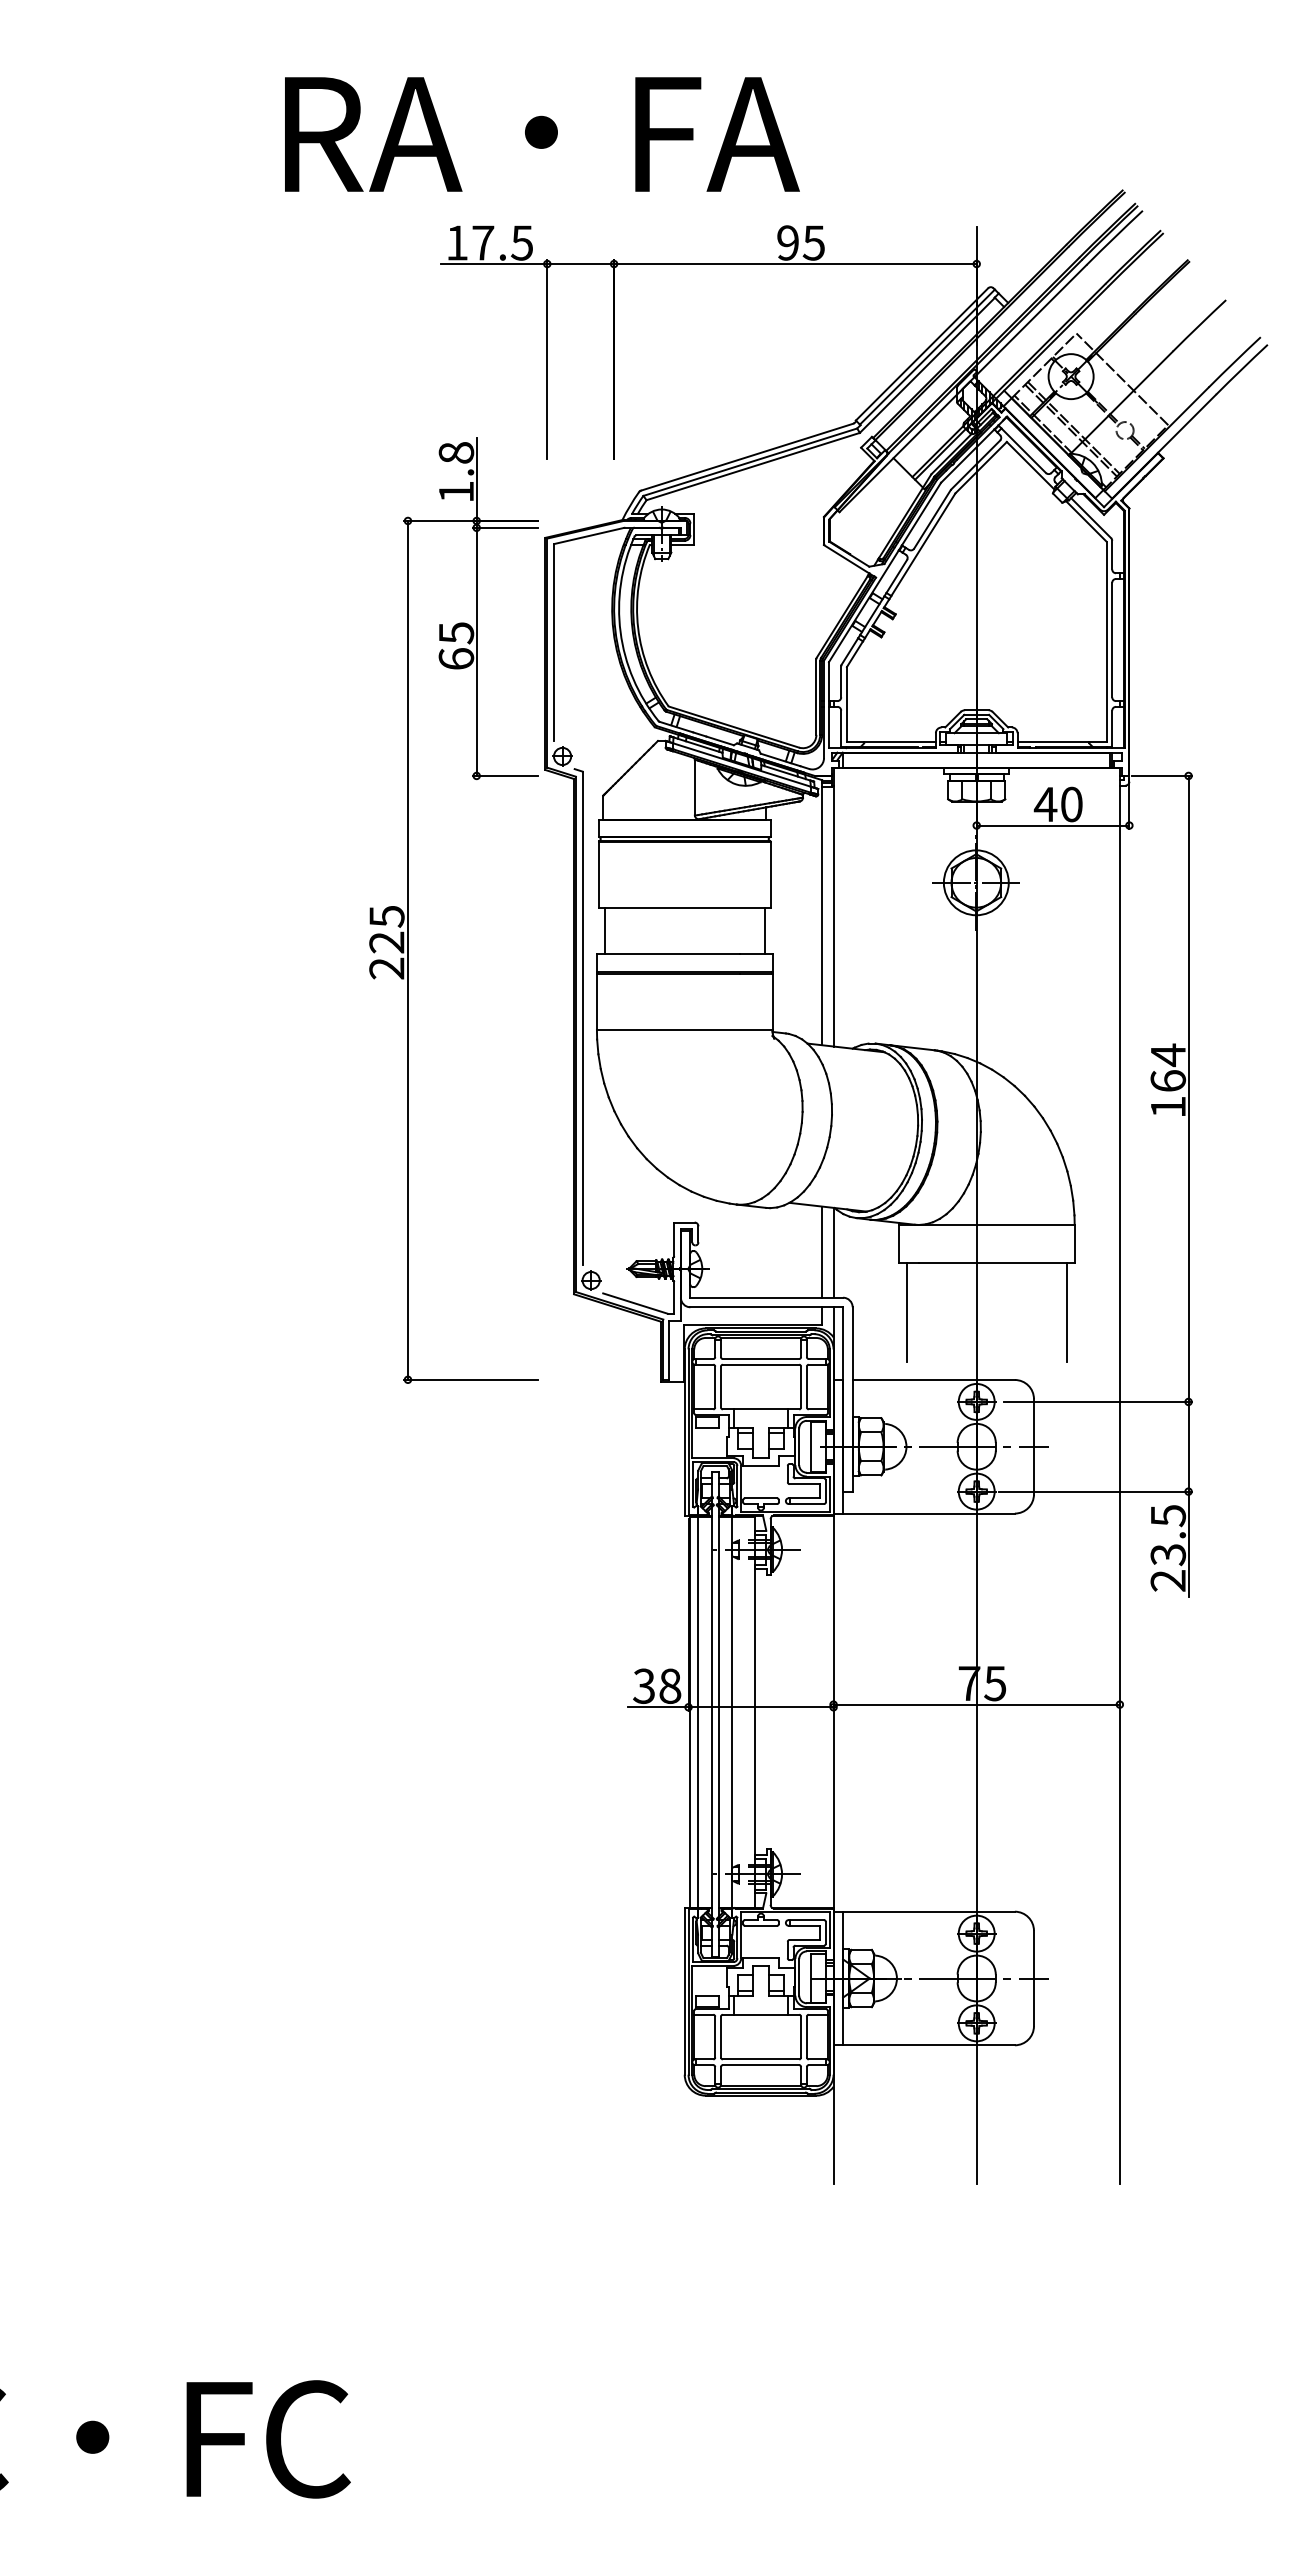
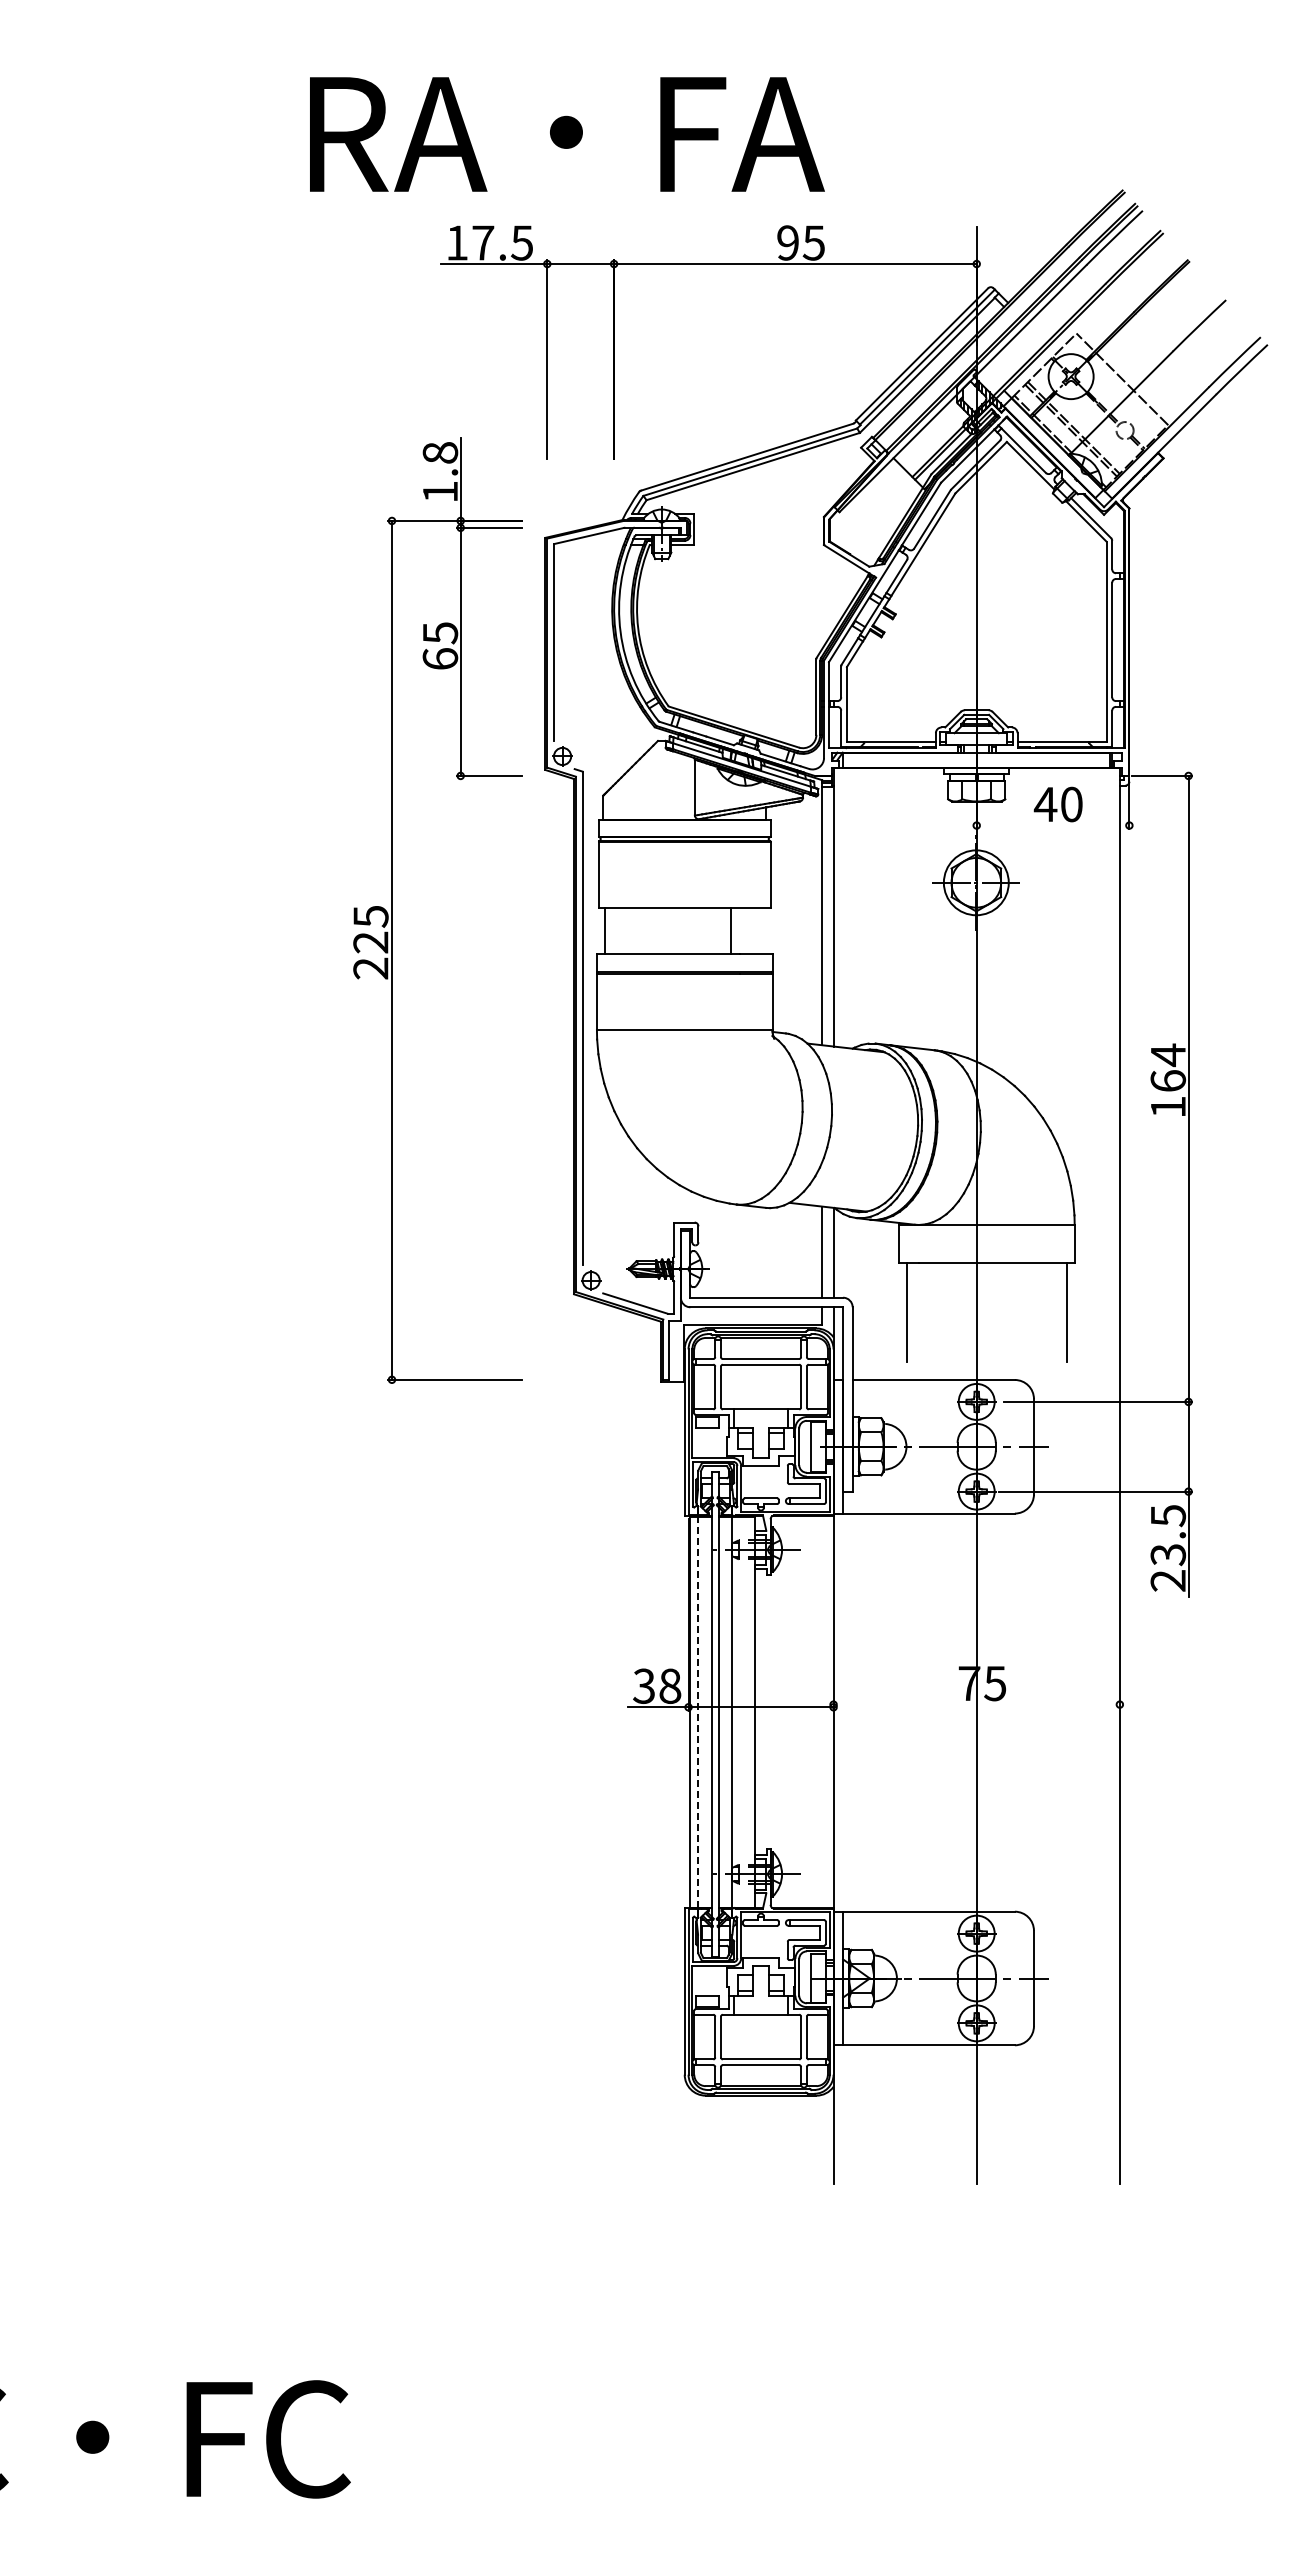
text position: (542, 134) -> (567, 134) (567, 134)
line: present -> none (1052, 825)
part position: (408, 910) -> (392, 910) (392, 910)
line position: (764, 930) -> (730, 930) (730, 930)
line: present -> none (976, 1704)
line: solid -> dashed (698, 1711)
